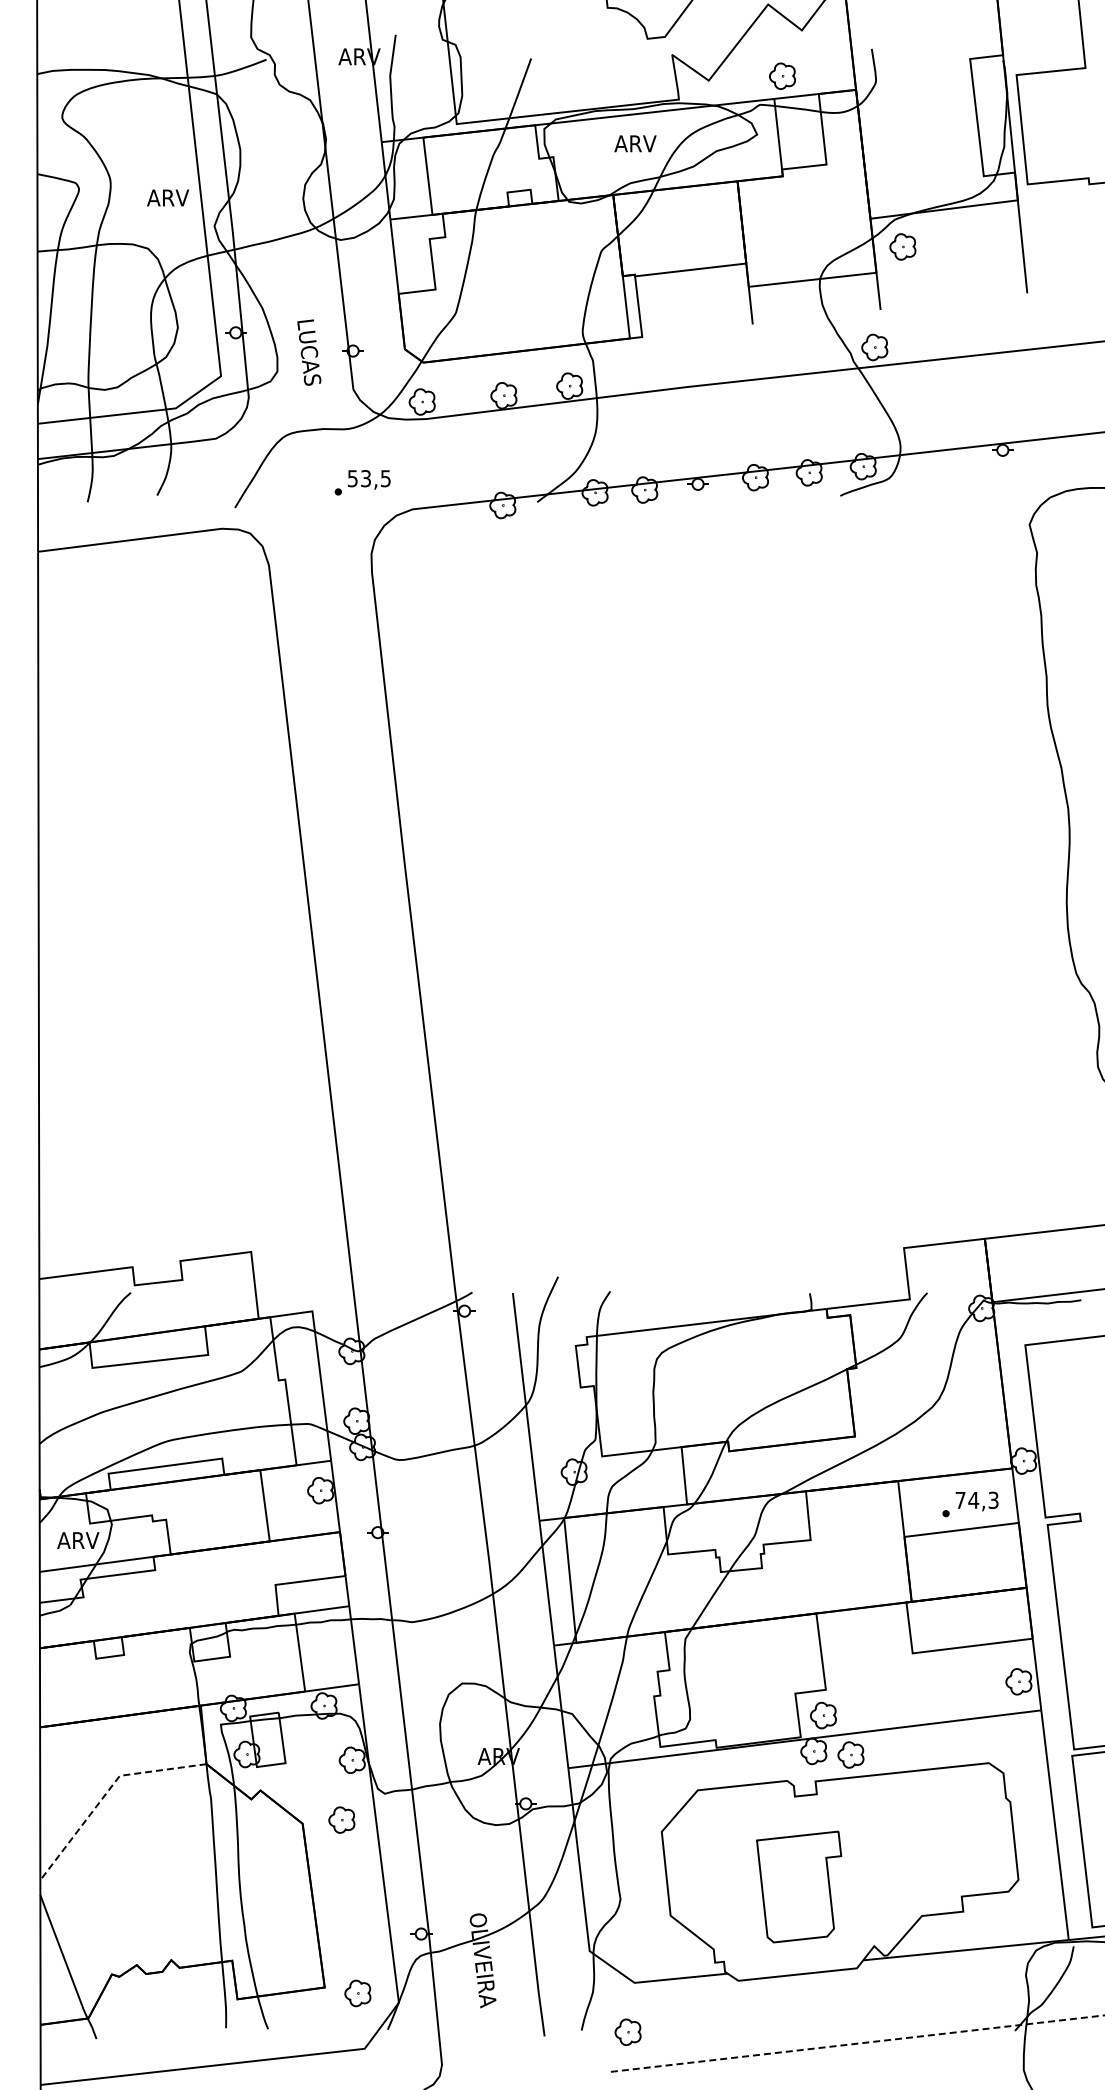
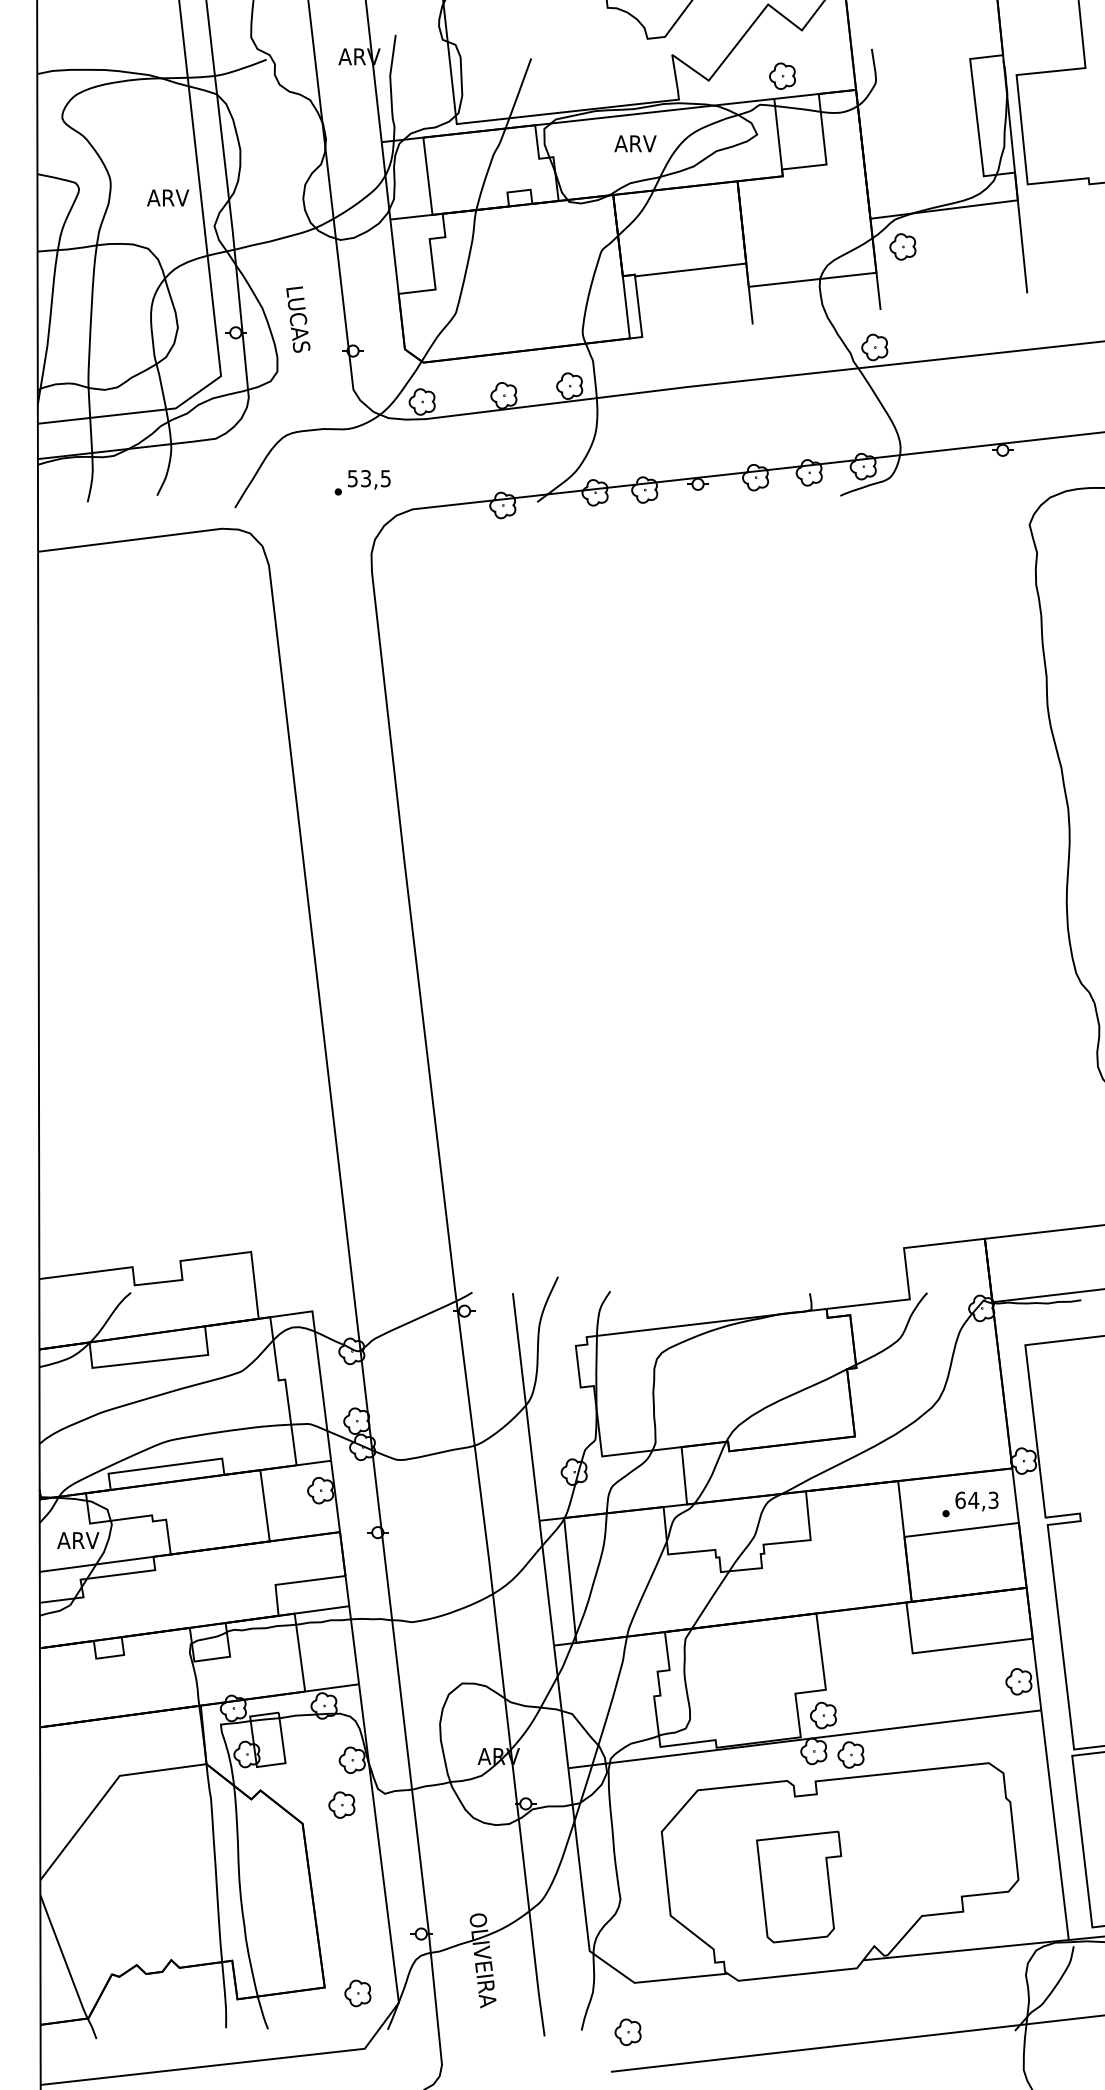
text position: (309, 352) -> (298, 319) (298, 319)
text: 74,3 -> 64,3 (960, 1499)
line: dashed -> solid (106, 1793)
part position: (341, 1819) -> (341, 1804) (341, 1804)
line: dashed -> solid (858, 2043)
